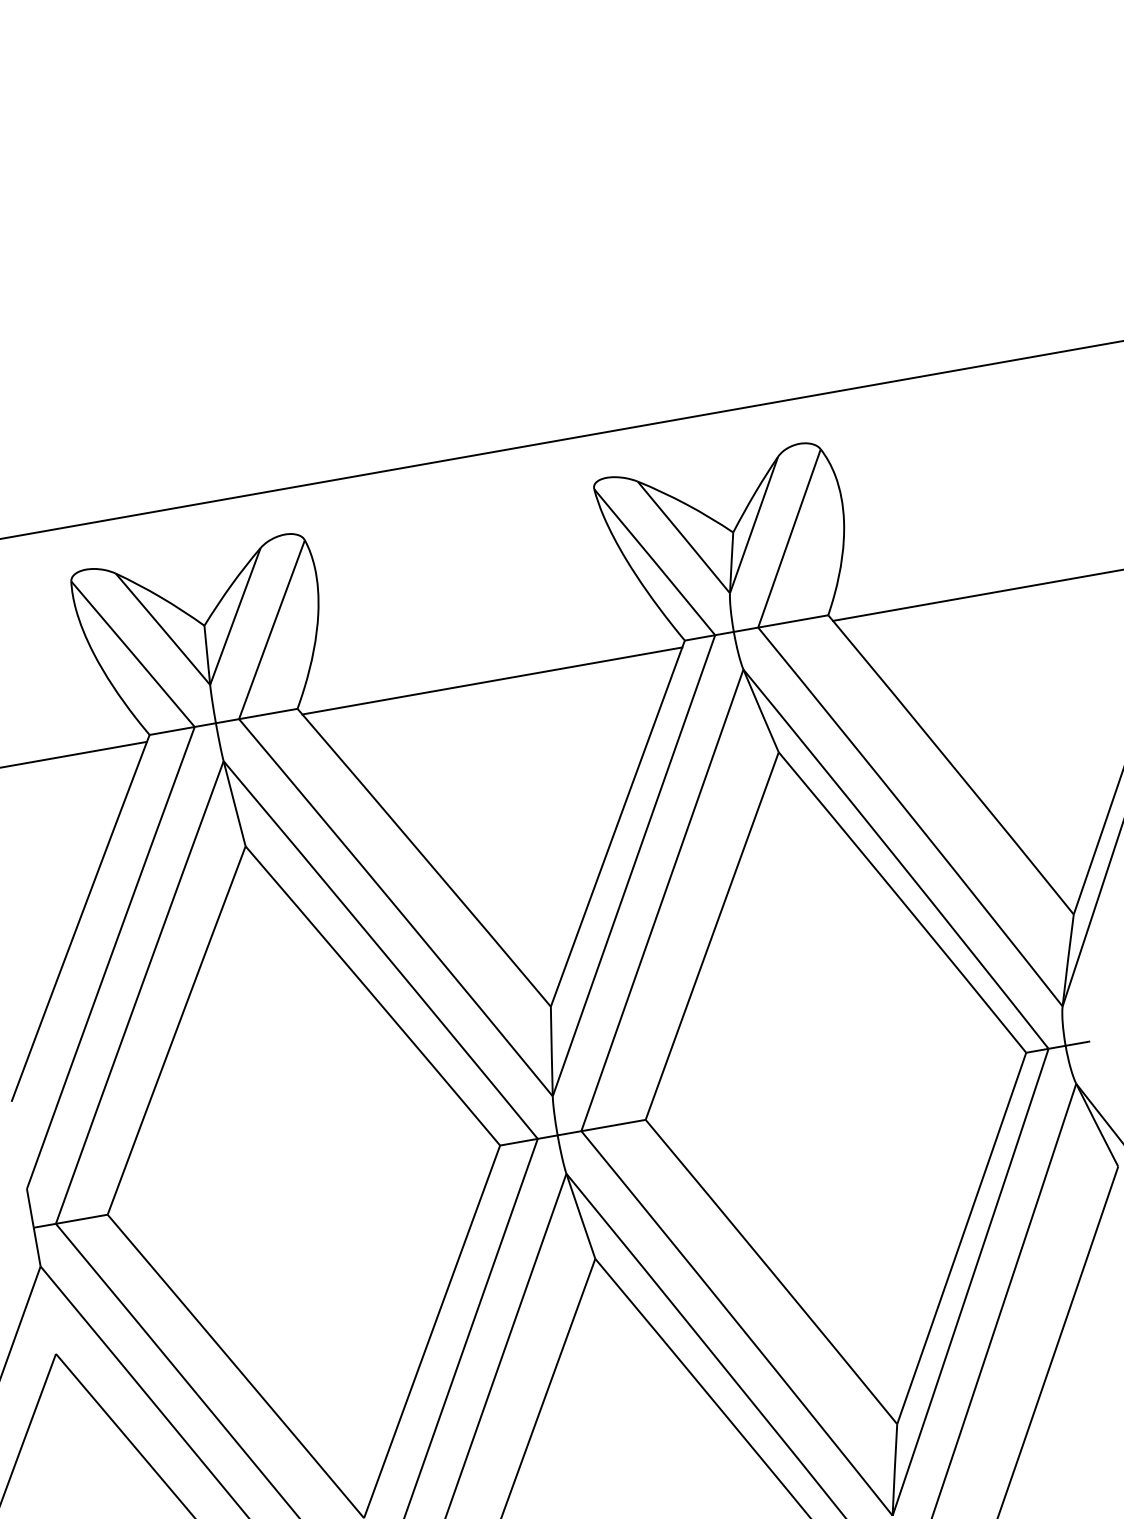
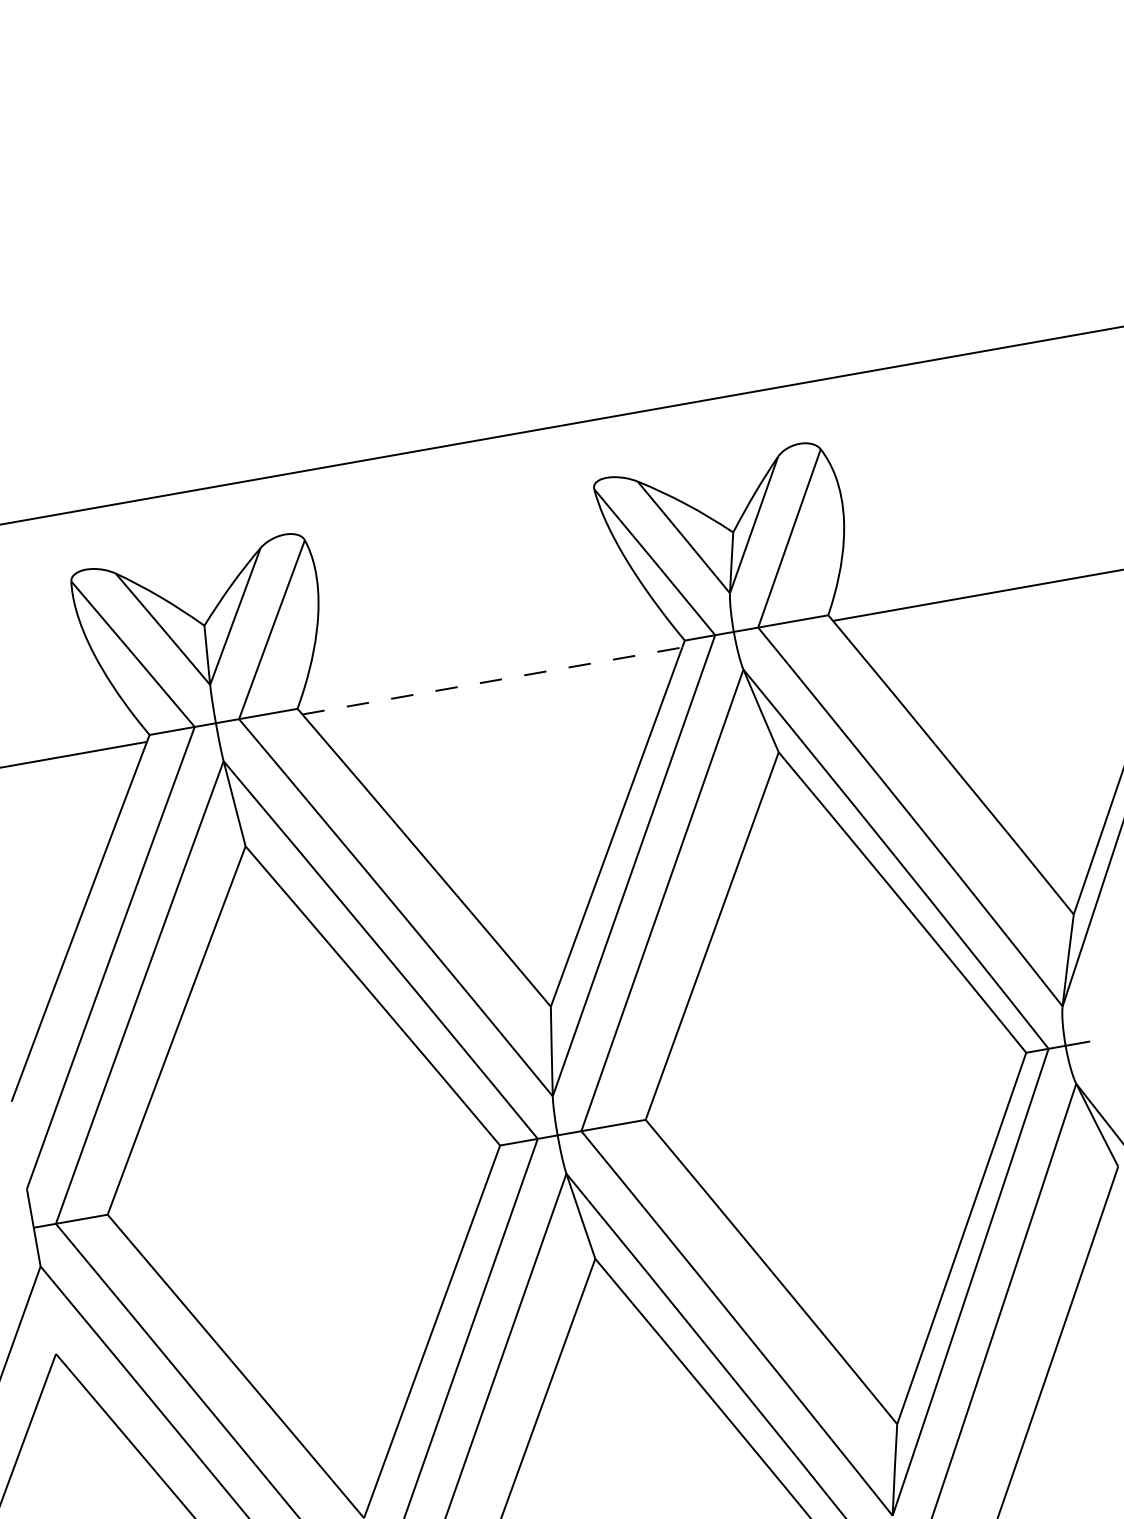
line position: (561, 439) -> (561, 425) (561, 425)
line: solid -> dashed (492, 680)
